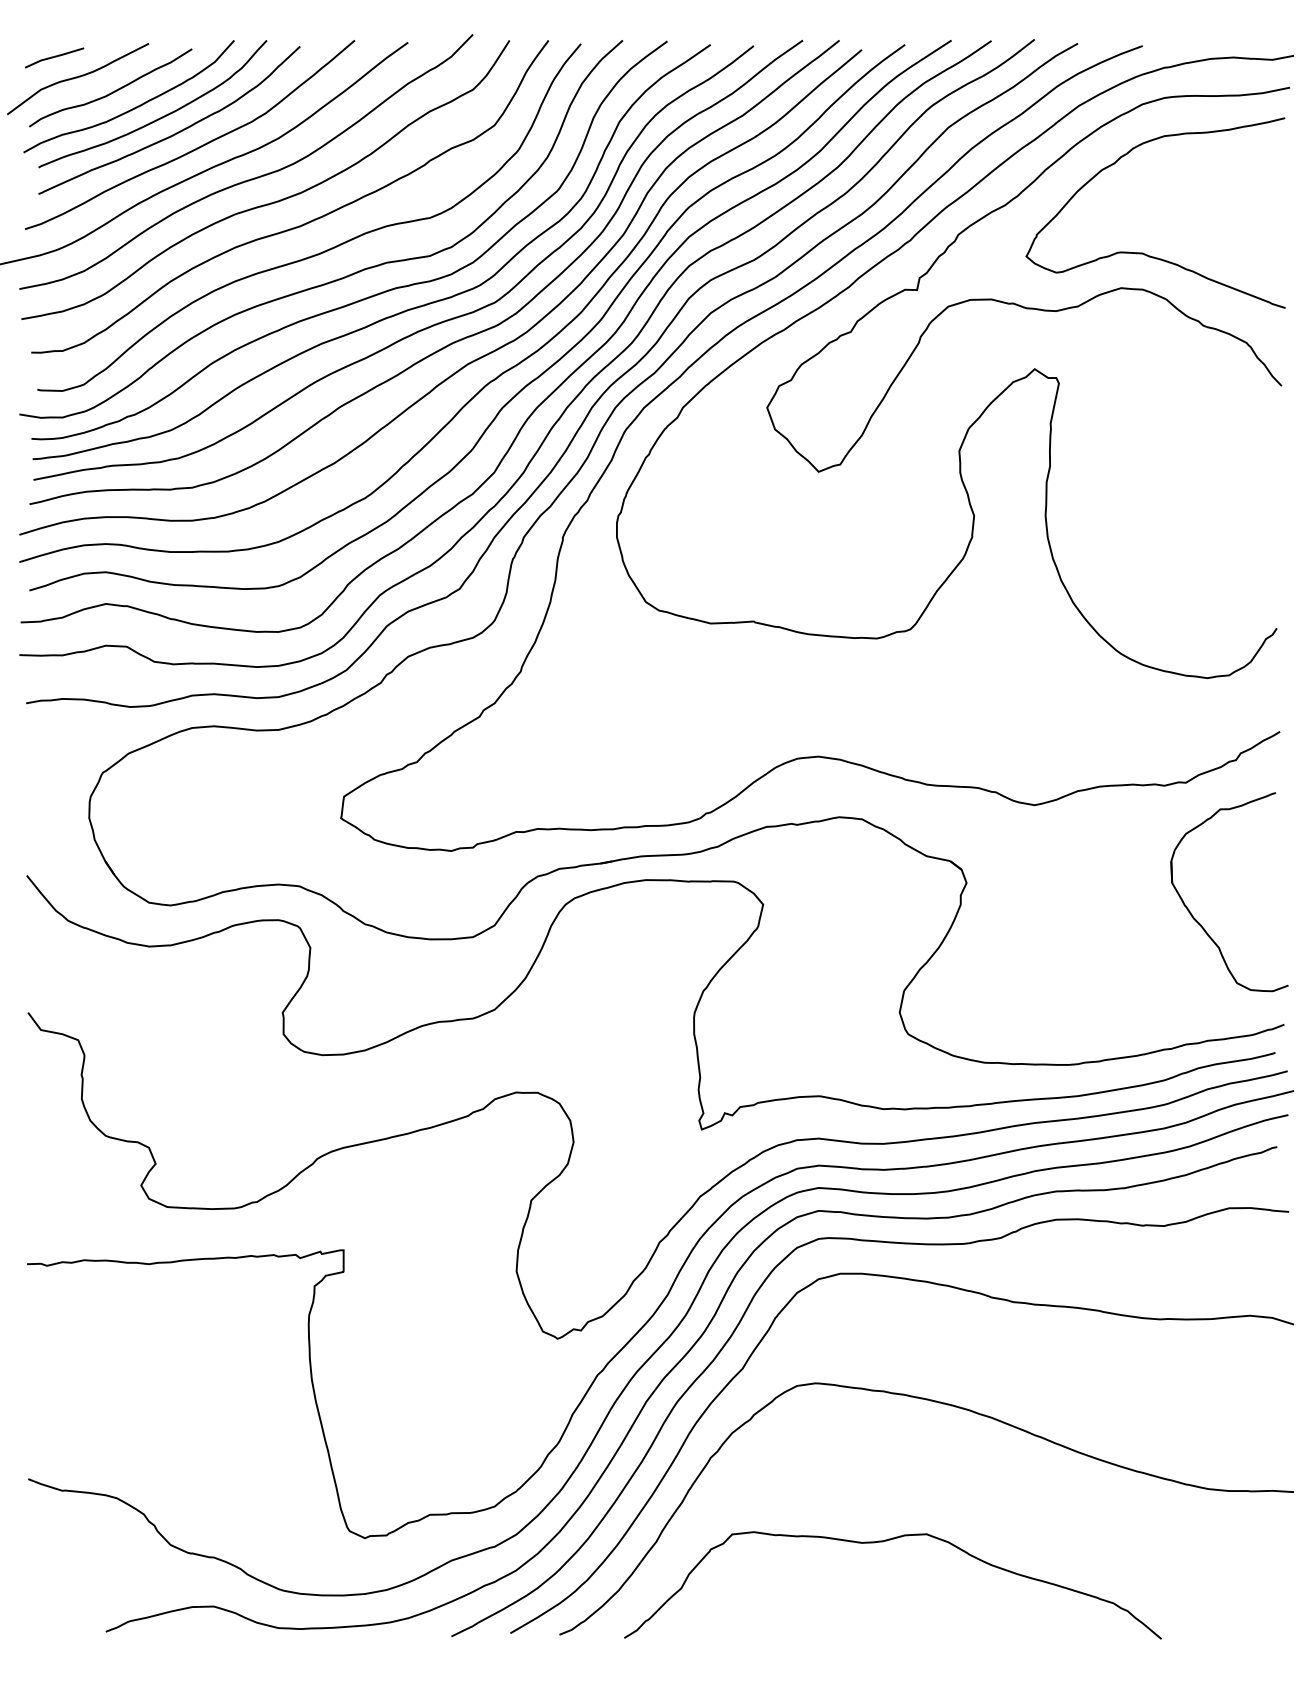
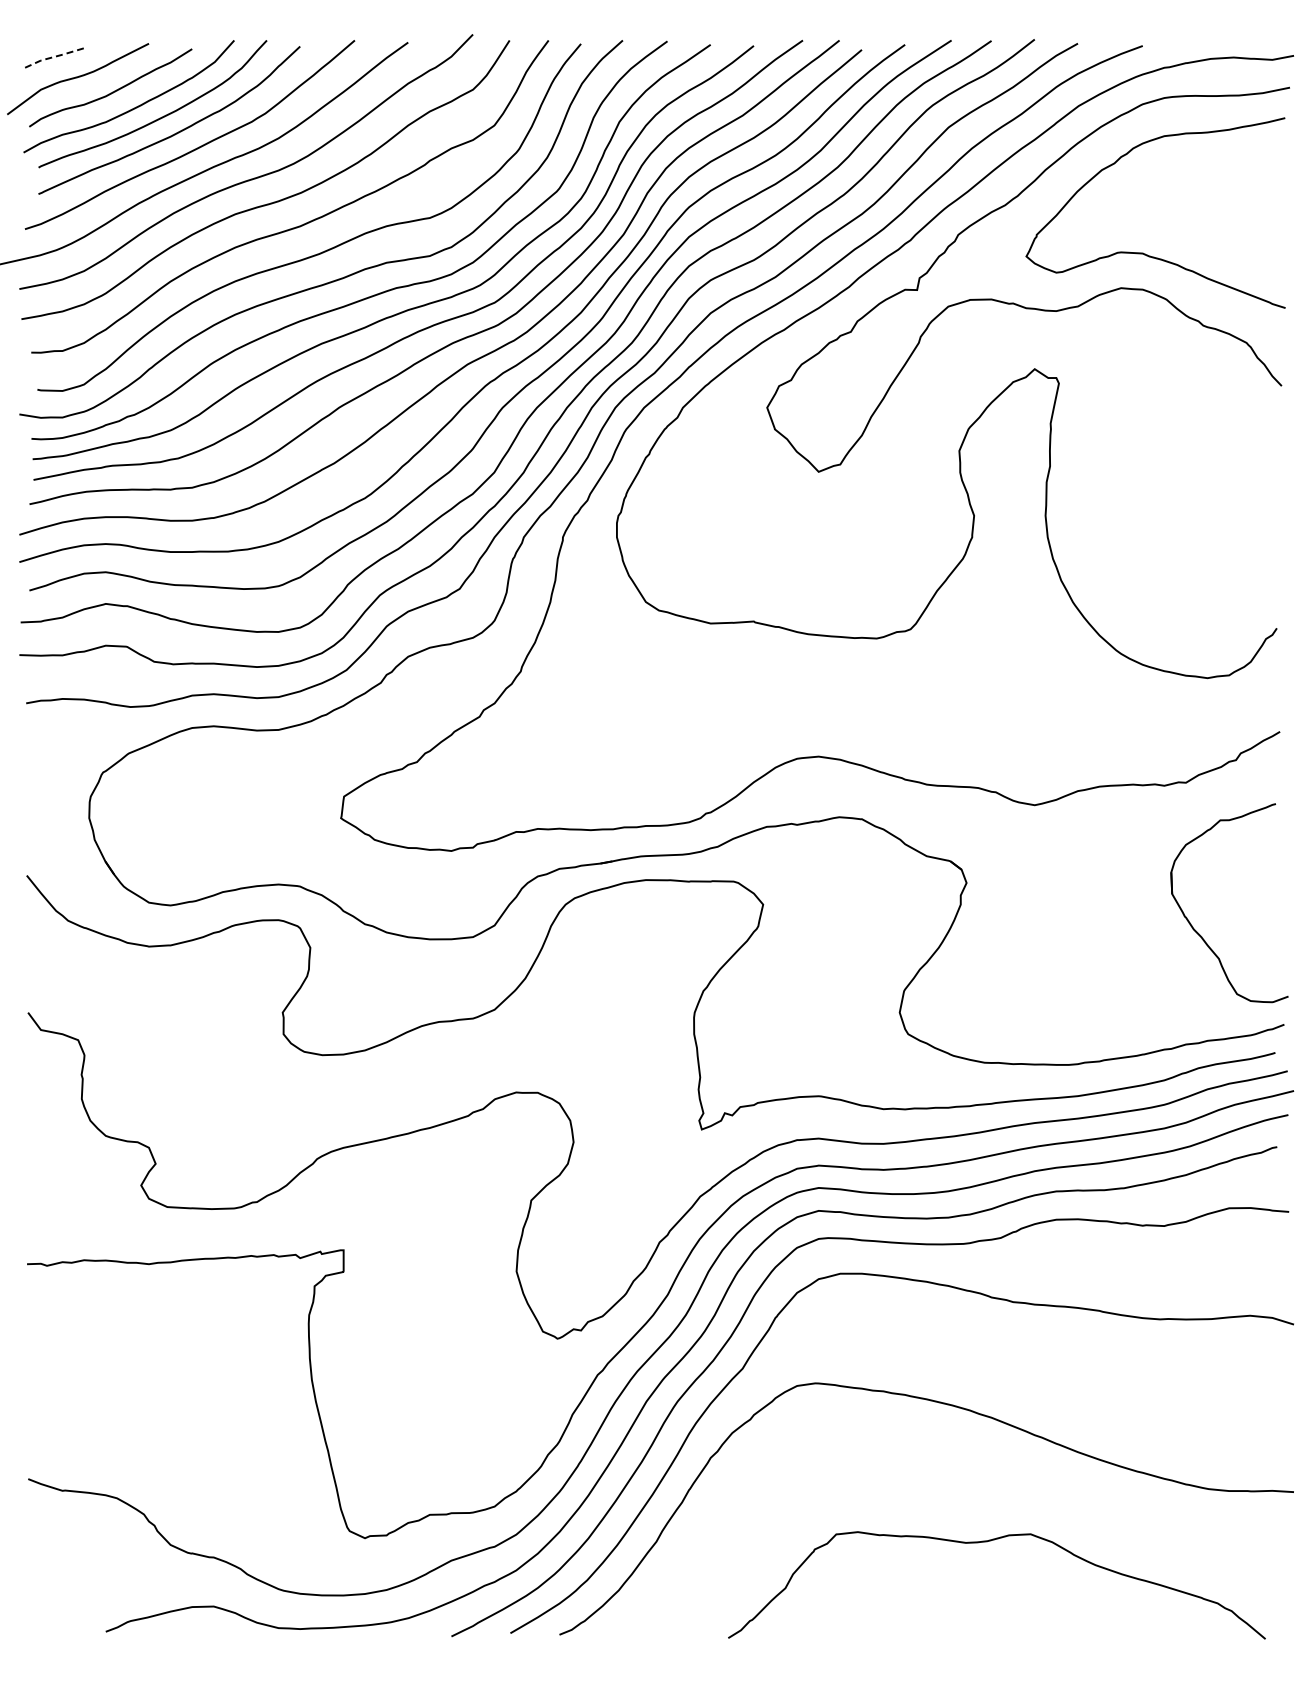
line: solid -> dashed (54, 56)
part position: (1199, 922) -> (1199, 933) (1199, 933)
curve position: (883, 1542) -> (987, 1542) (987, 1542)
